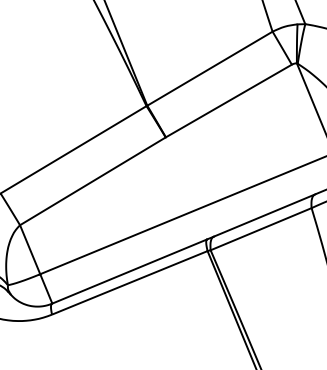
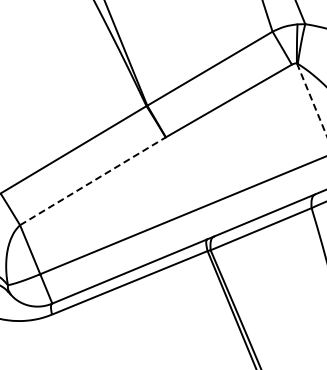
line: solid -> dashed (312, 100)
line: solid -> dashed (93, 181)
